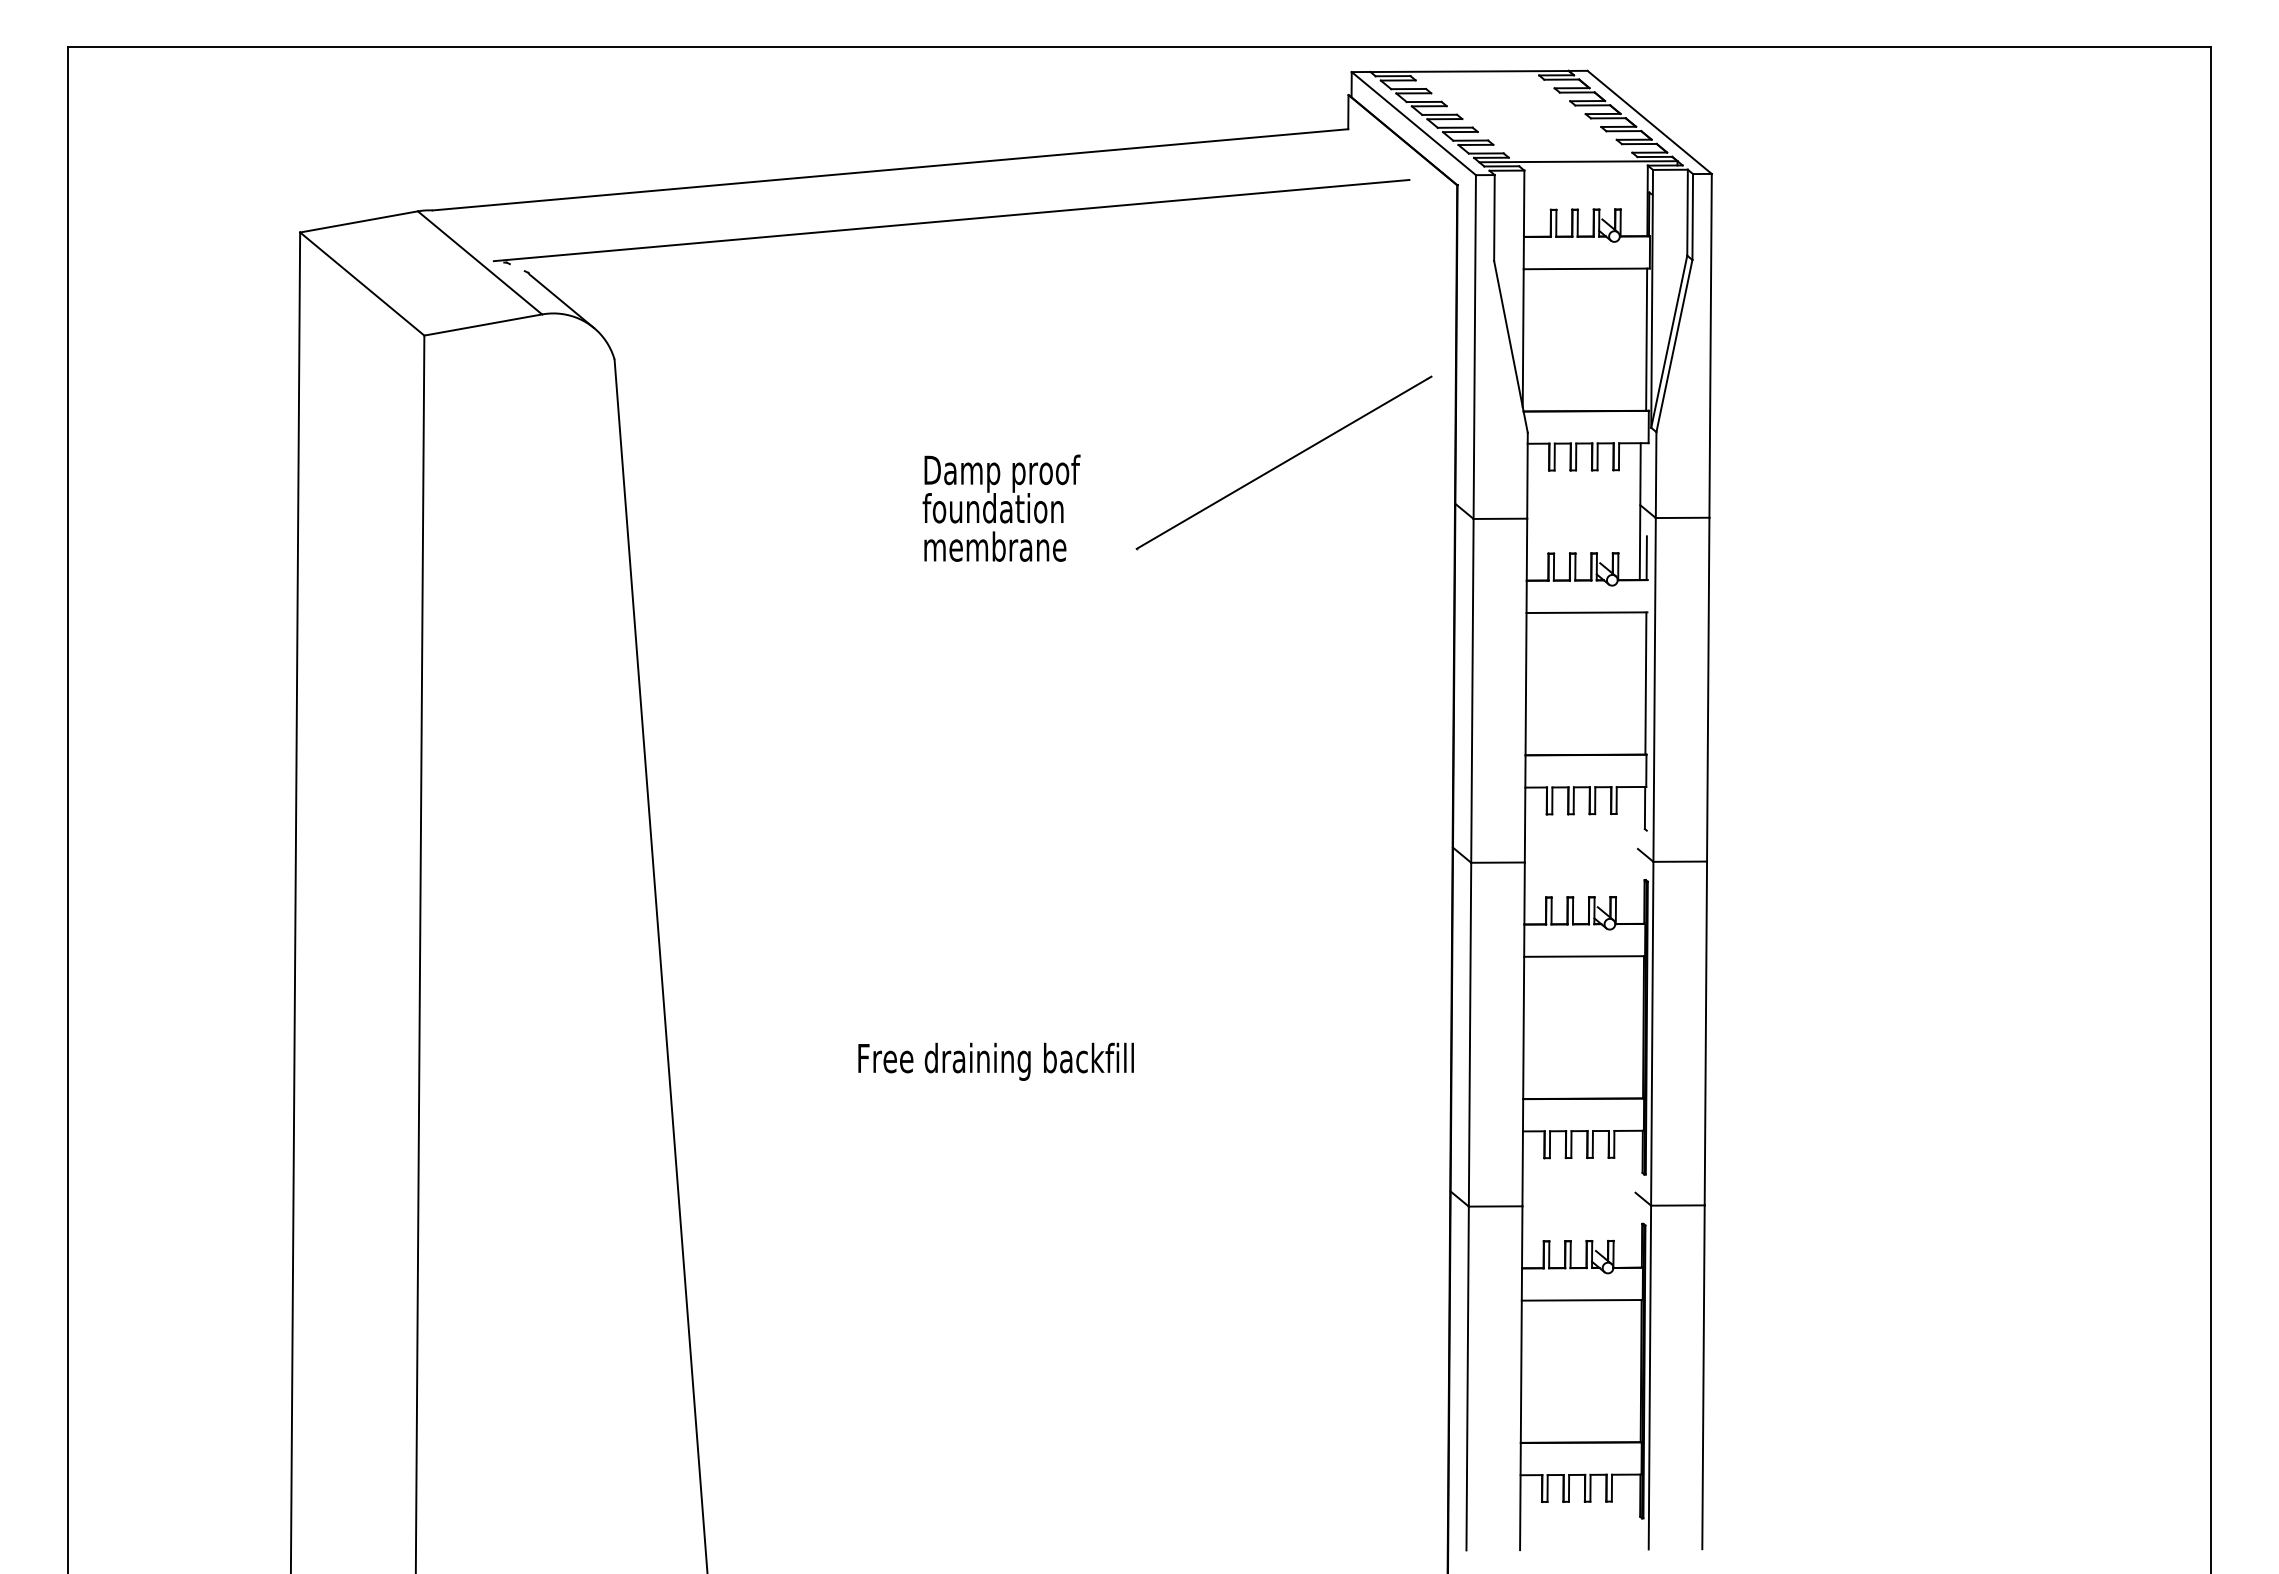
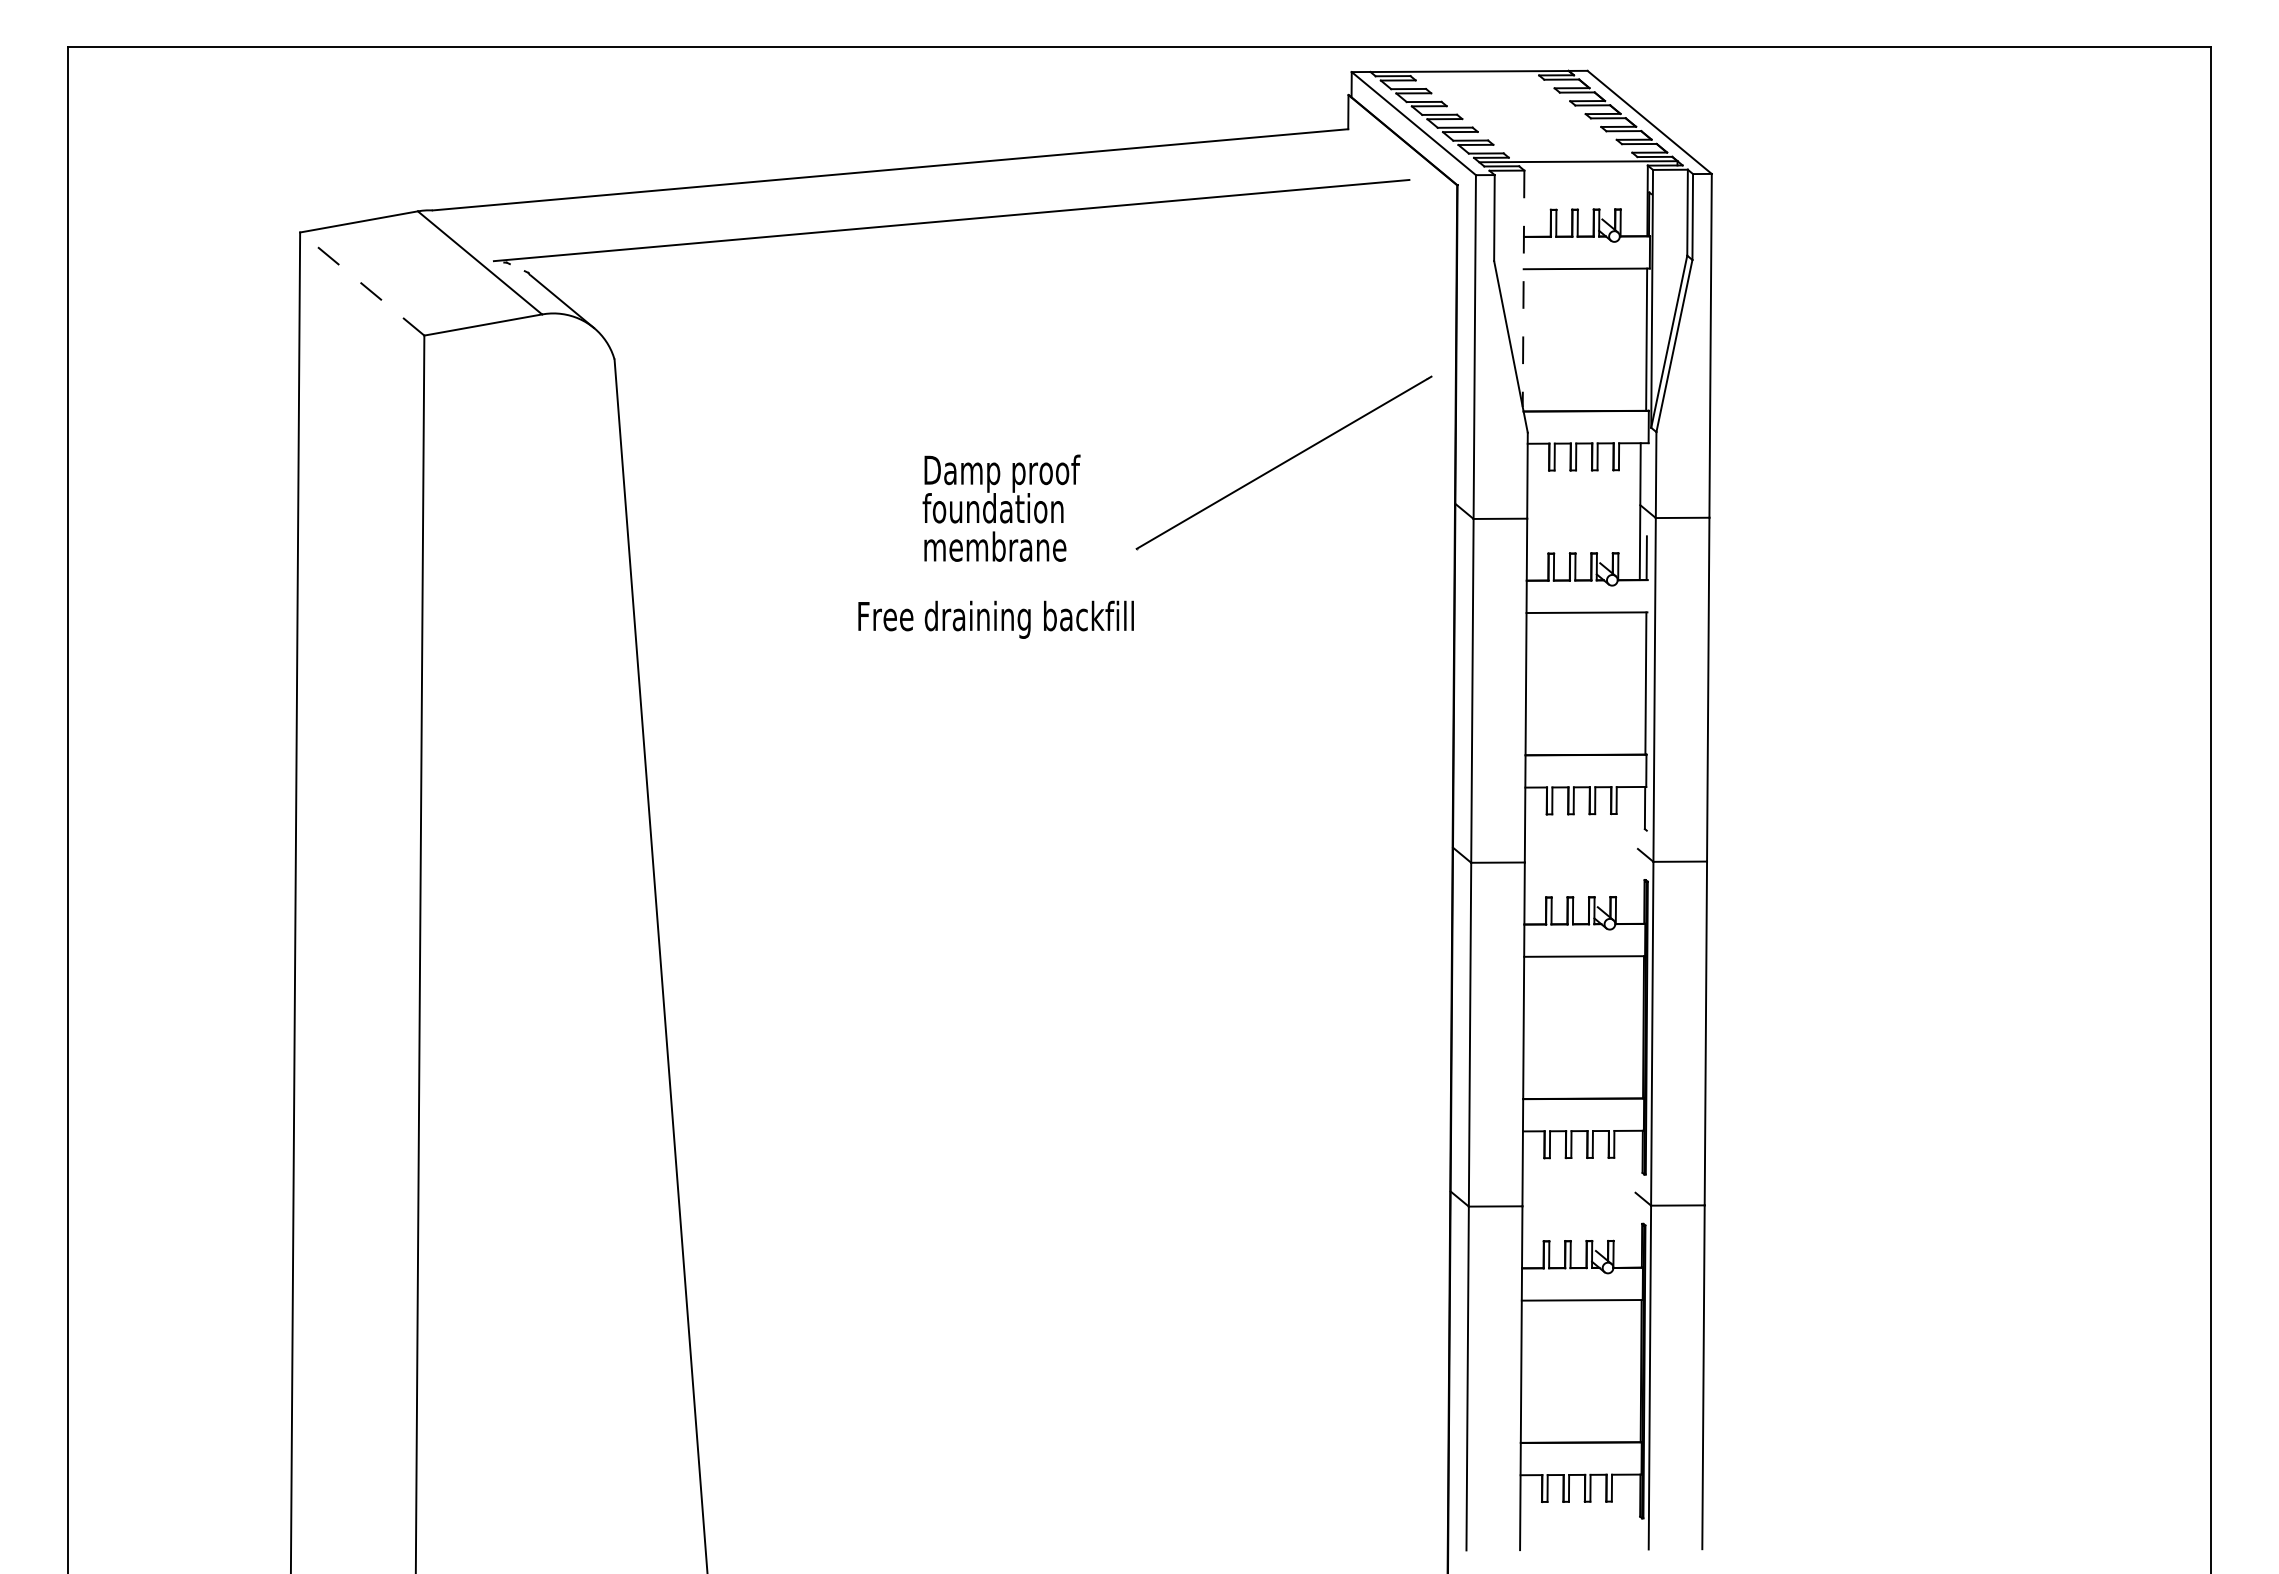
line: solid -> dashed (362, 284)
line: solid -> dashed (1523, 289)
text position: (995, 1061) -> (995, 619) (995, 619)
